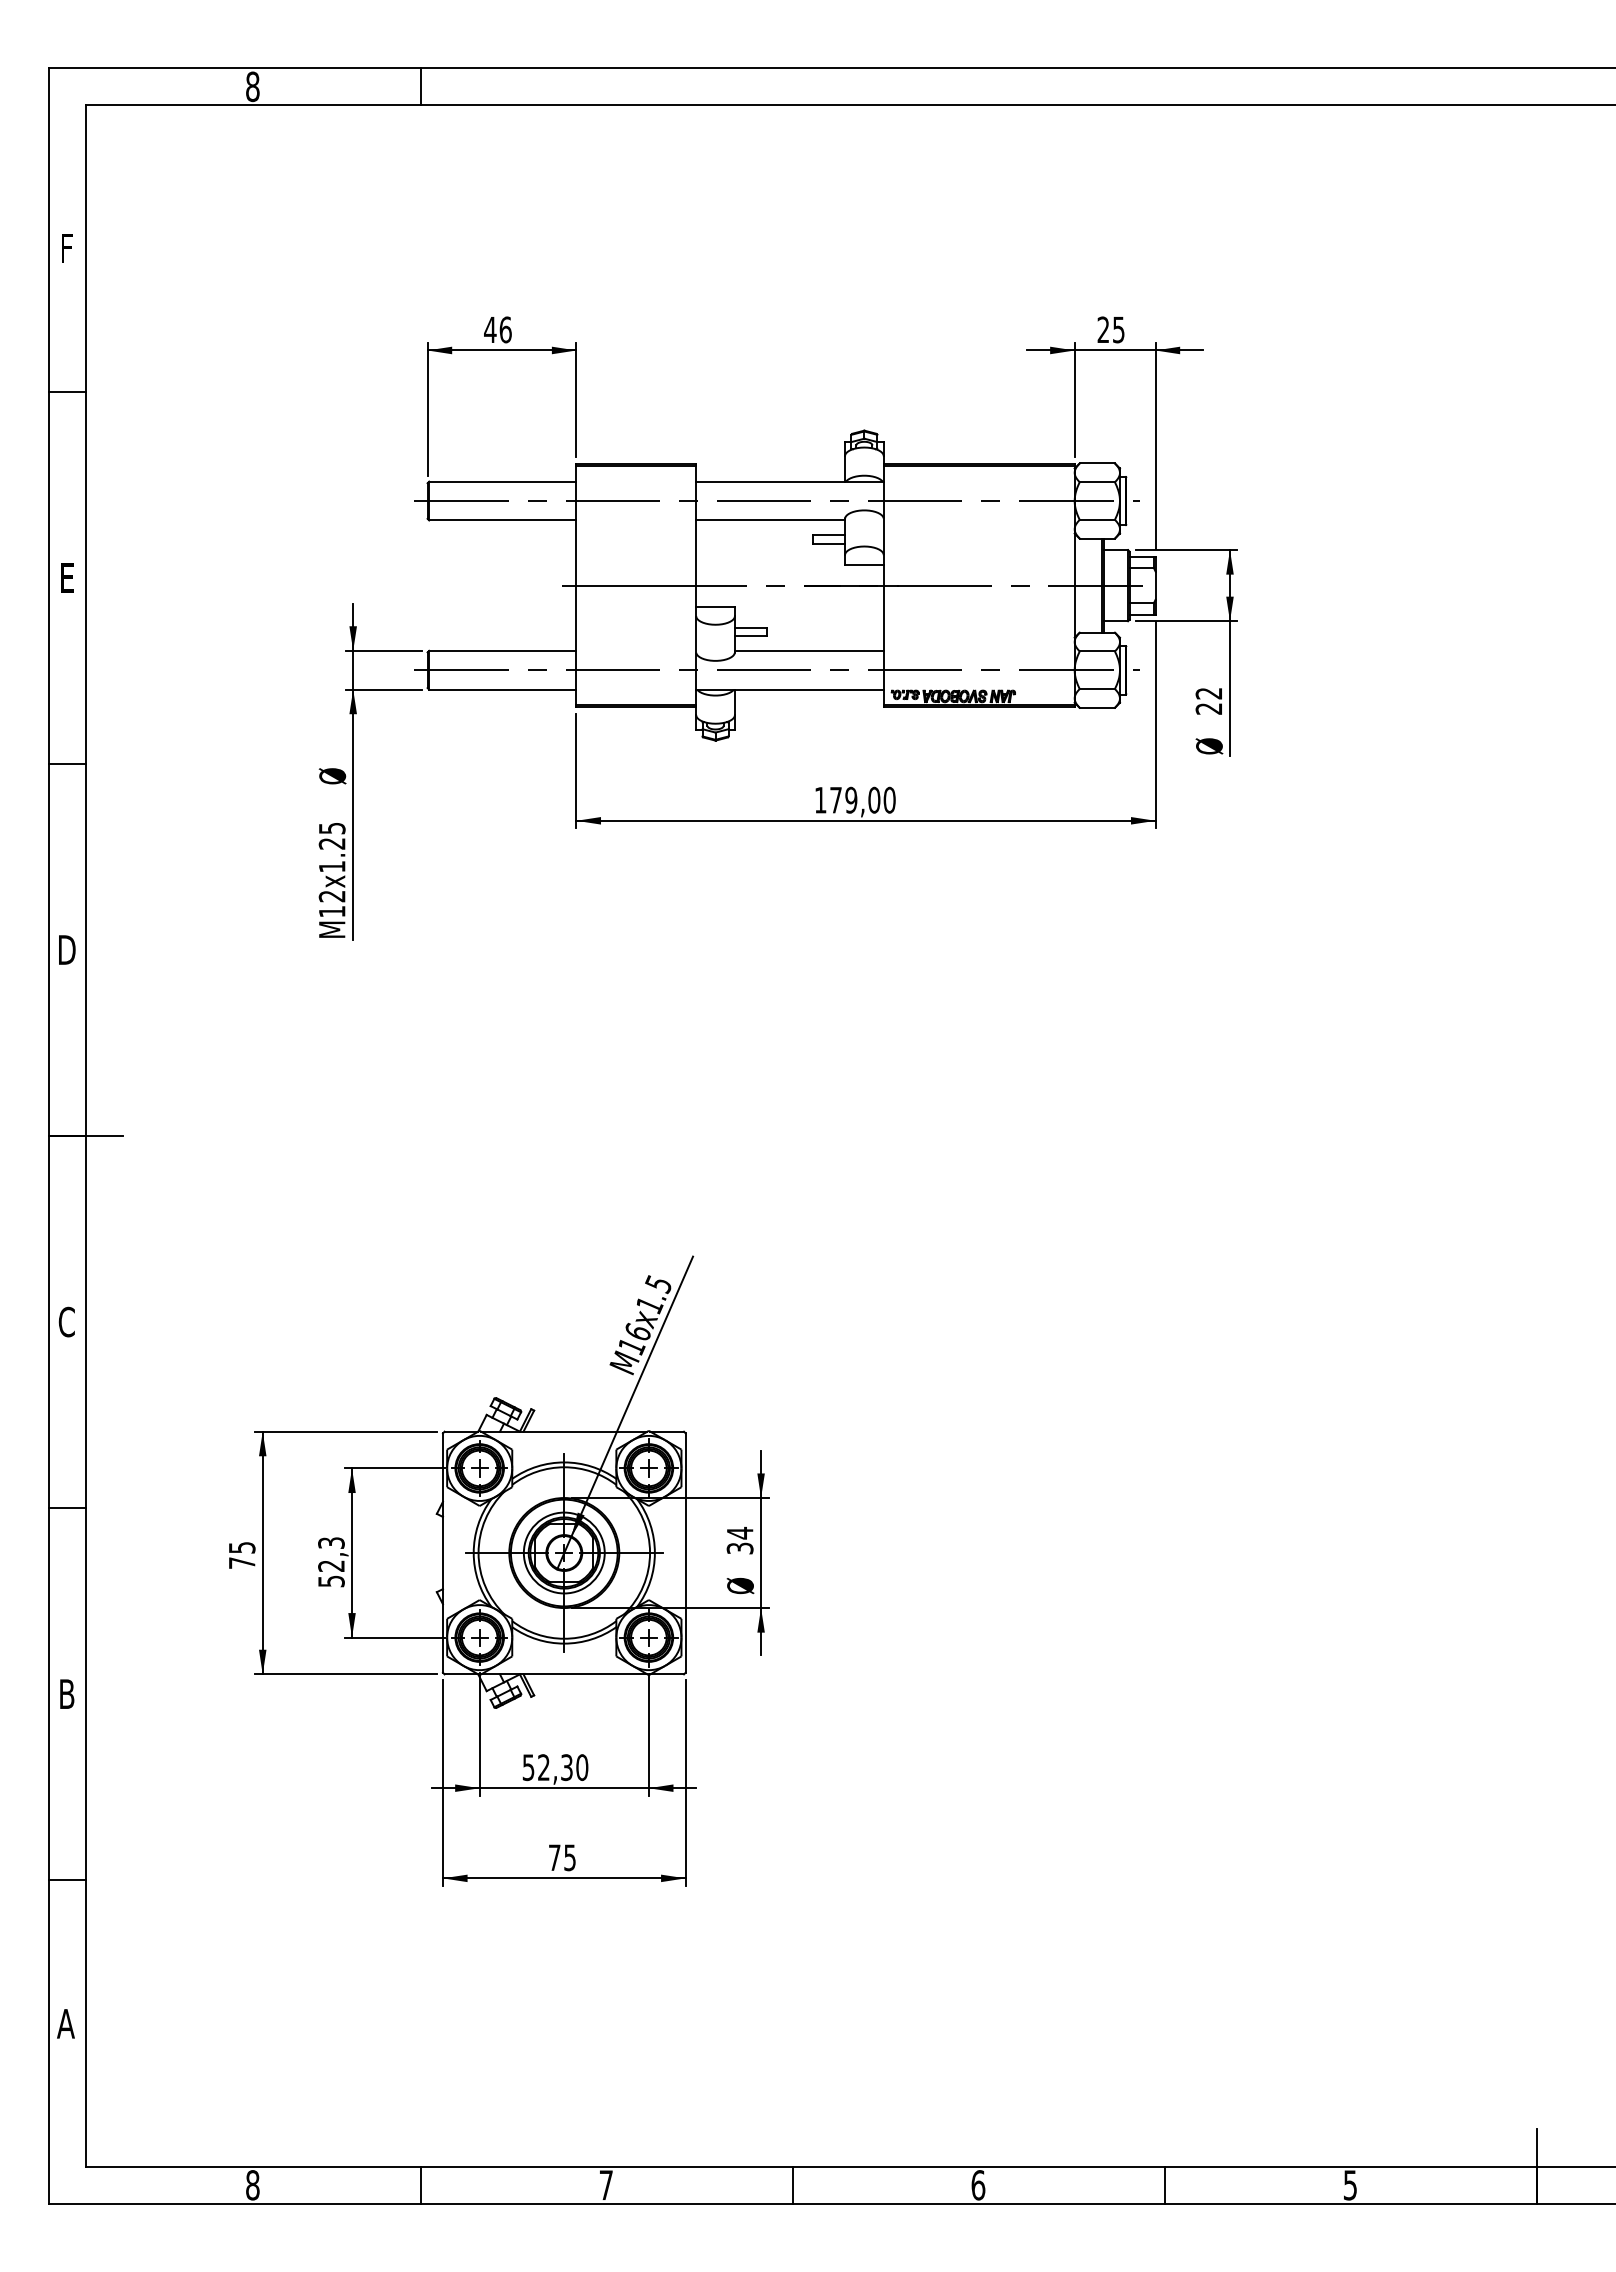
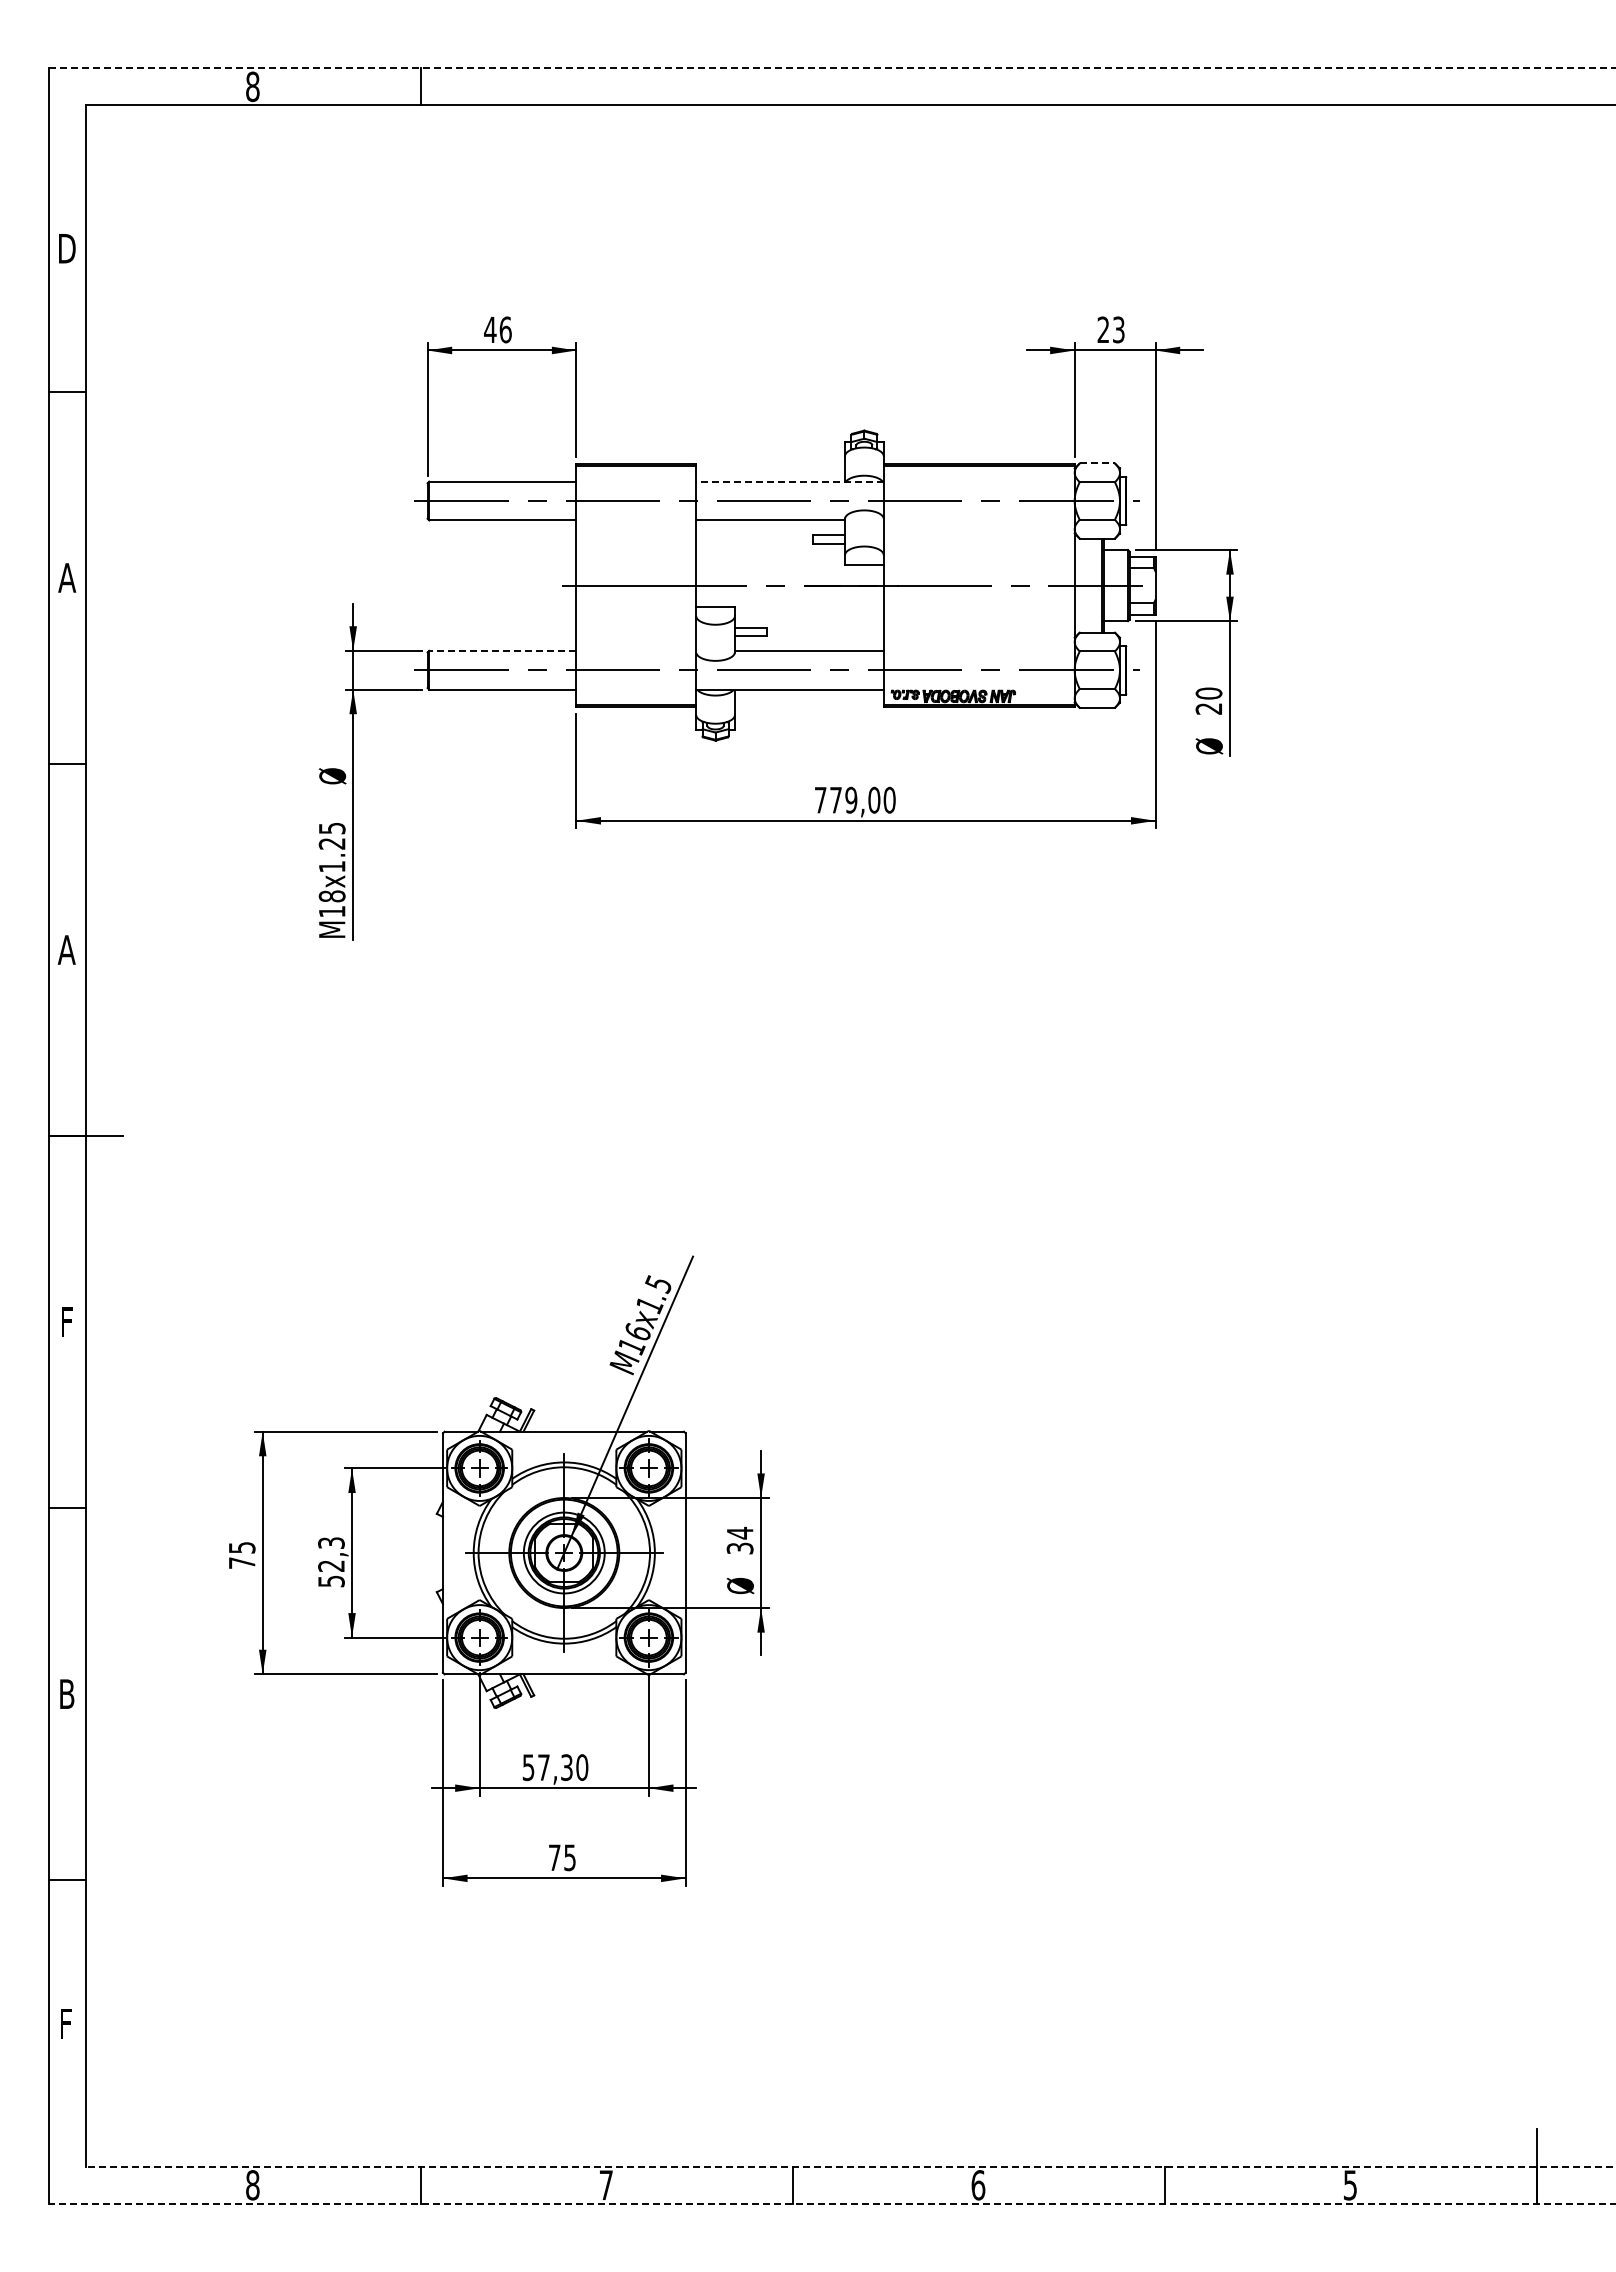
line: solid -> dashed (832, 68)
text: F -> D (67, 248)
text: 25 -> 23 (1118, 329)
line: solid -> dashed (1097, 463)
line: solid -> dashed (789, 481)
text: E -> A (67, 577)
line: solid -> dashed (502, 650)
text: 22 -> 20 (1208, 693)
text: 179,00 -> 779,00 (820, 800)
text: M12x1.25 -> M18x1.25 (331, 896)
text: D -> A (66, 949)
text: C -> F (66, 1321)
text: 52,30 -> 57,30 (543, 1767)
text: A -> F (65, 2023)
line: solid -> dashed (850, 2166)
line: solid -> dashed (831, 2203)
